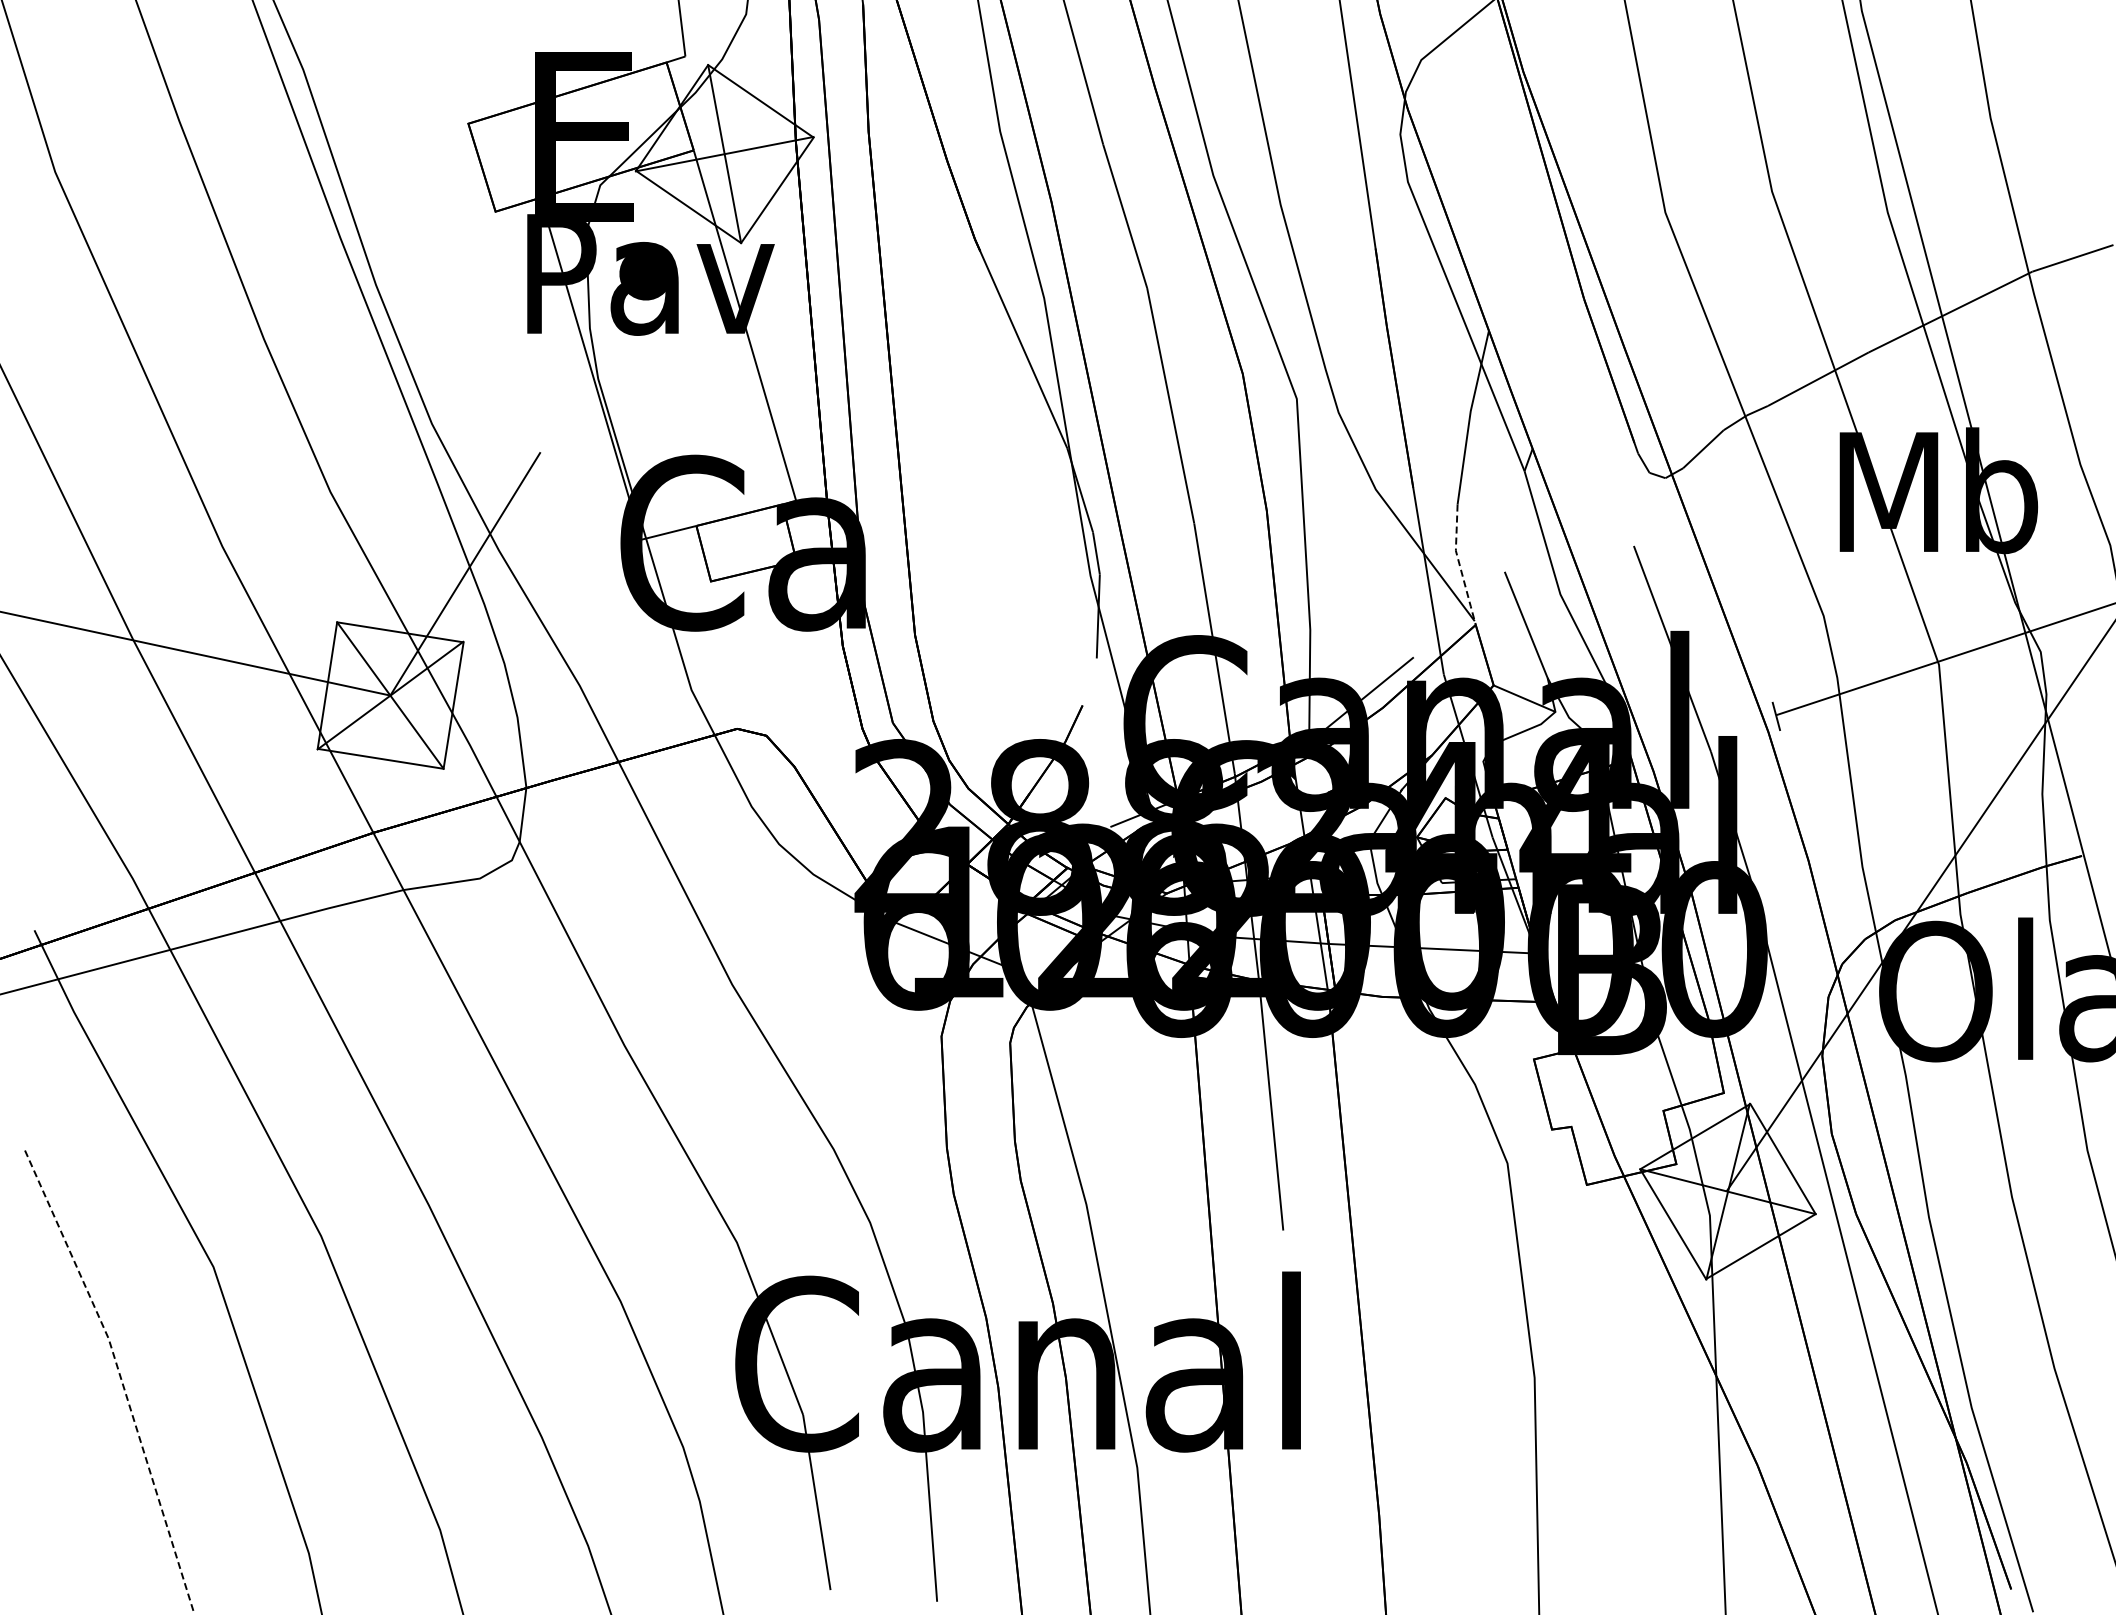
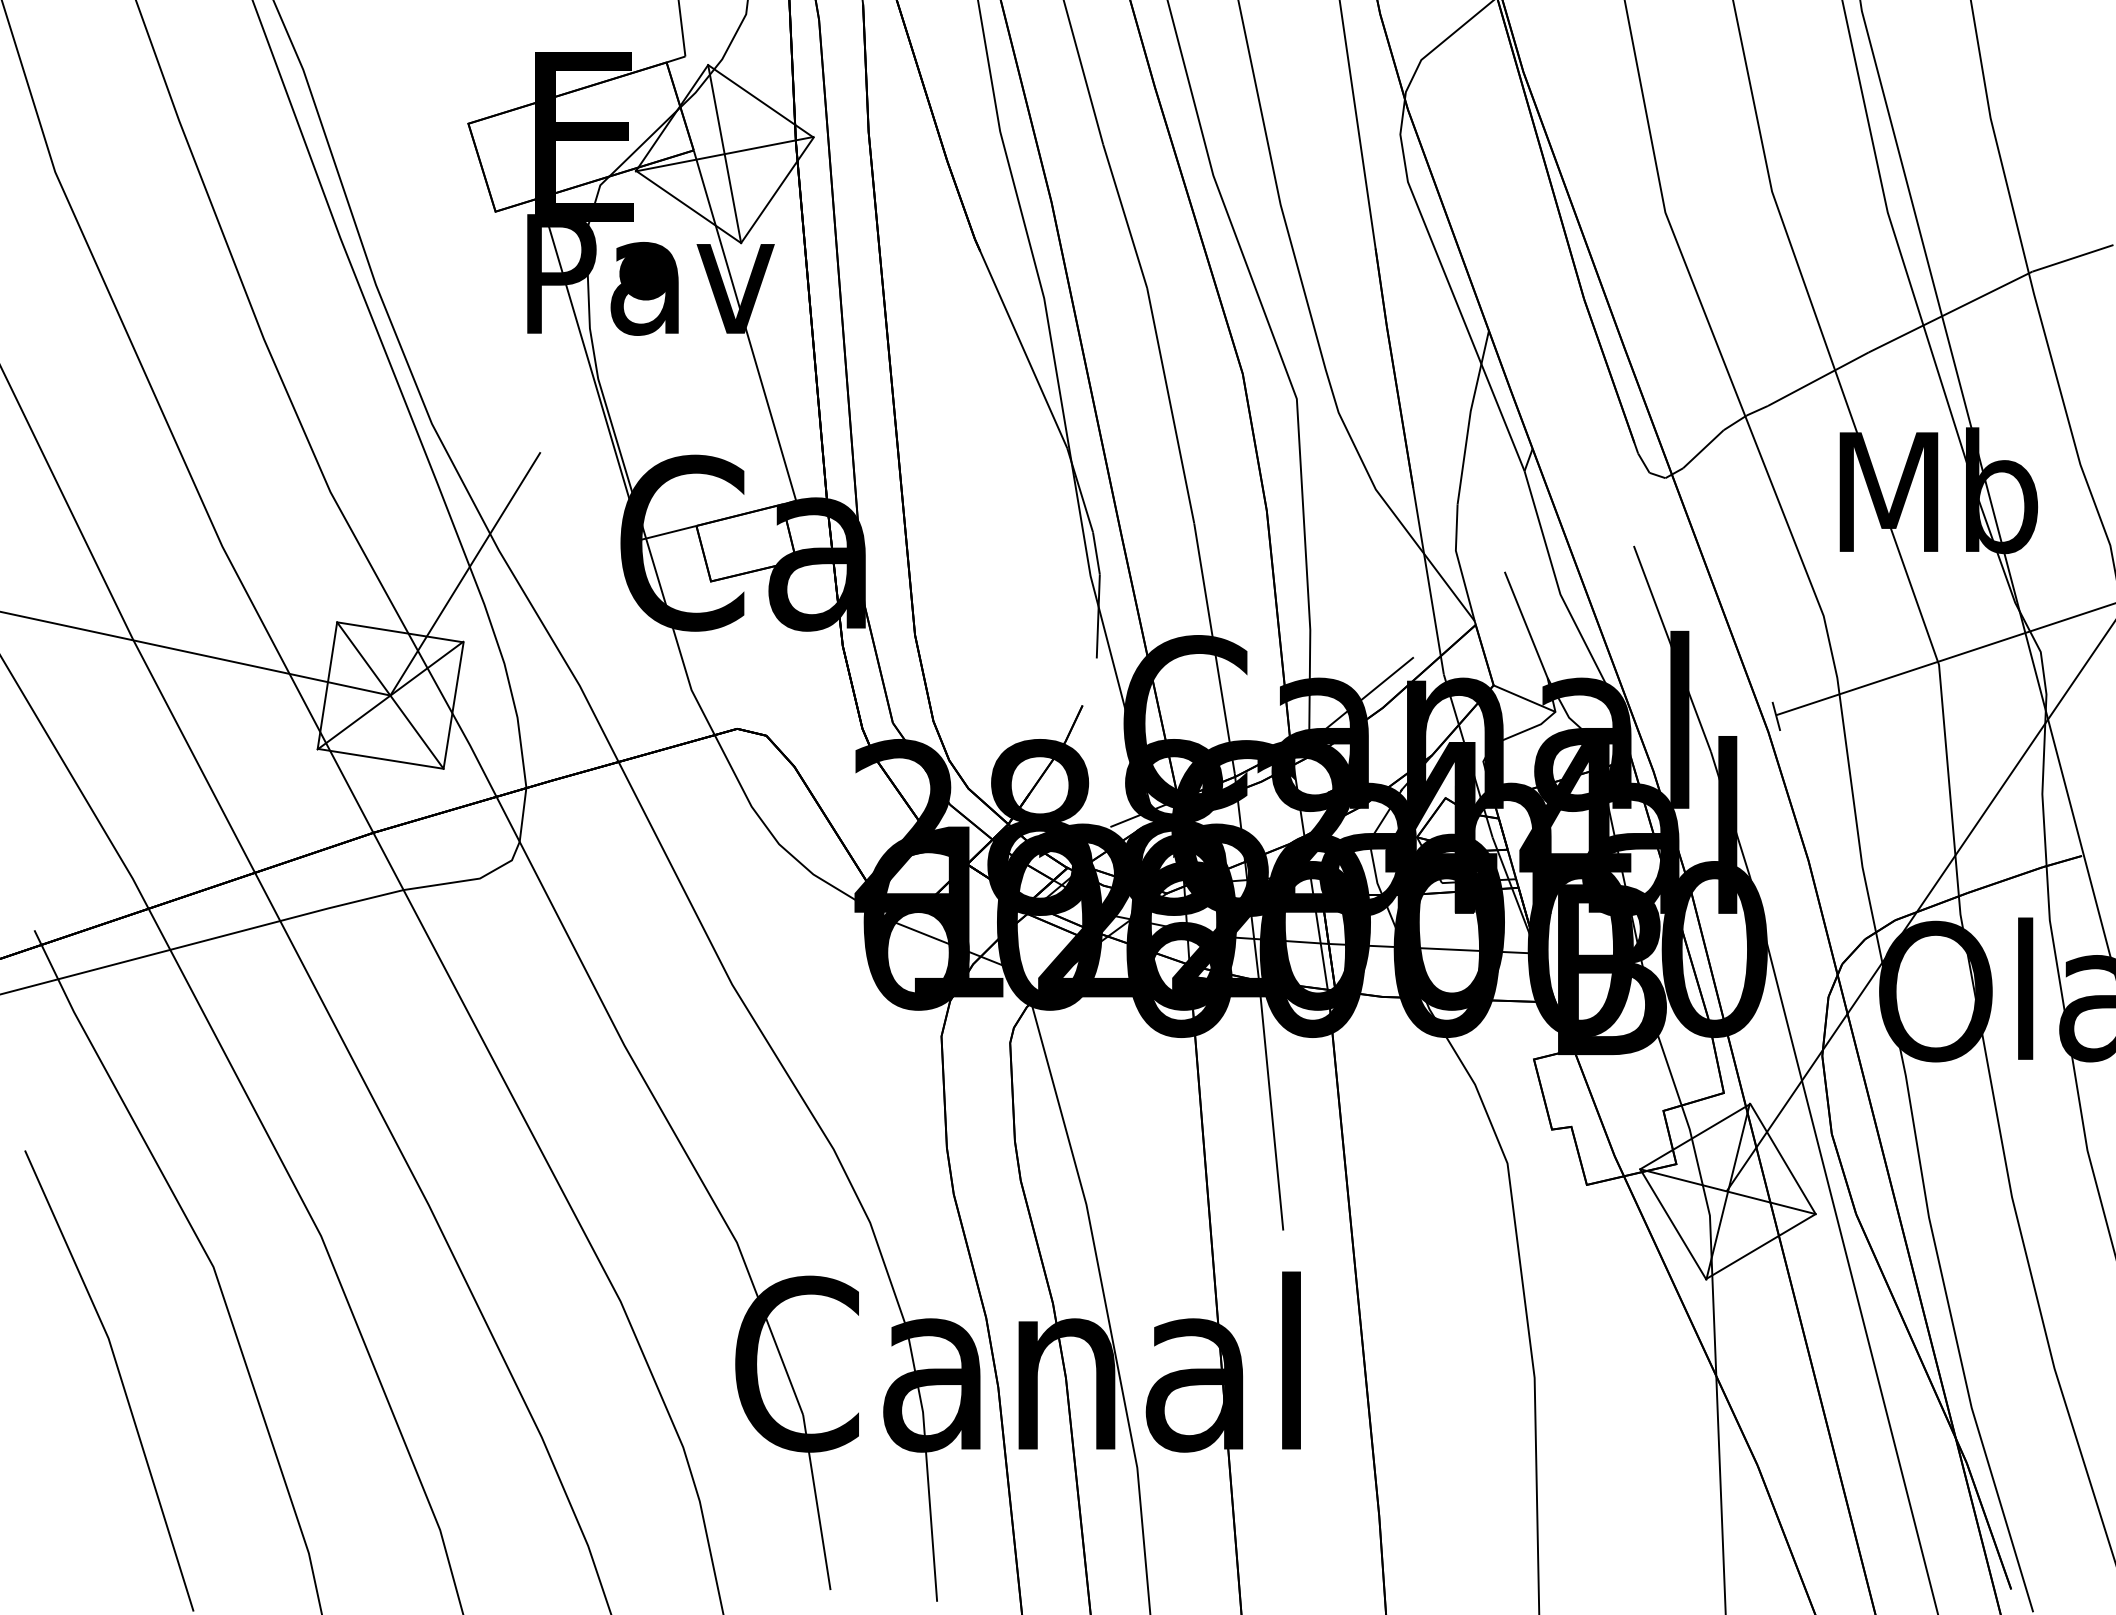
line: dashed -> solid (1459, 566)
line: dashed -> solid (120, 1376)
